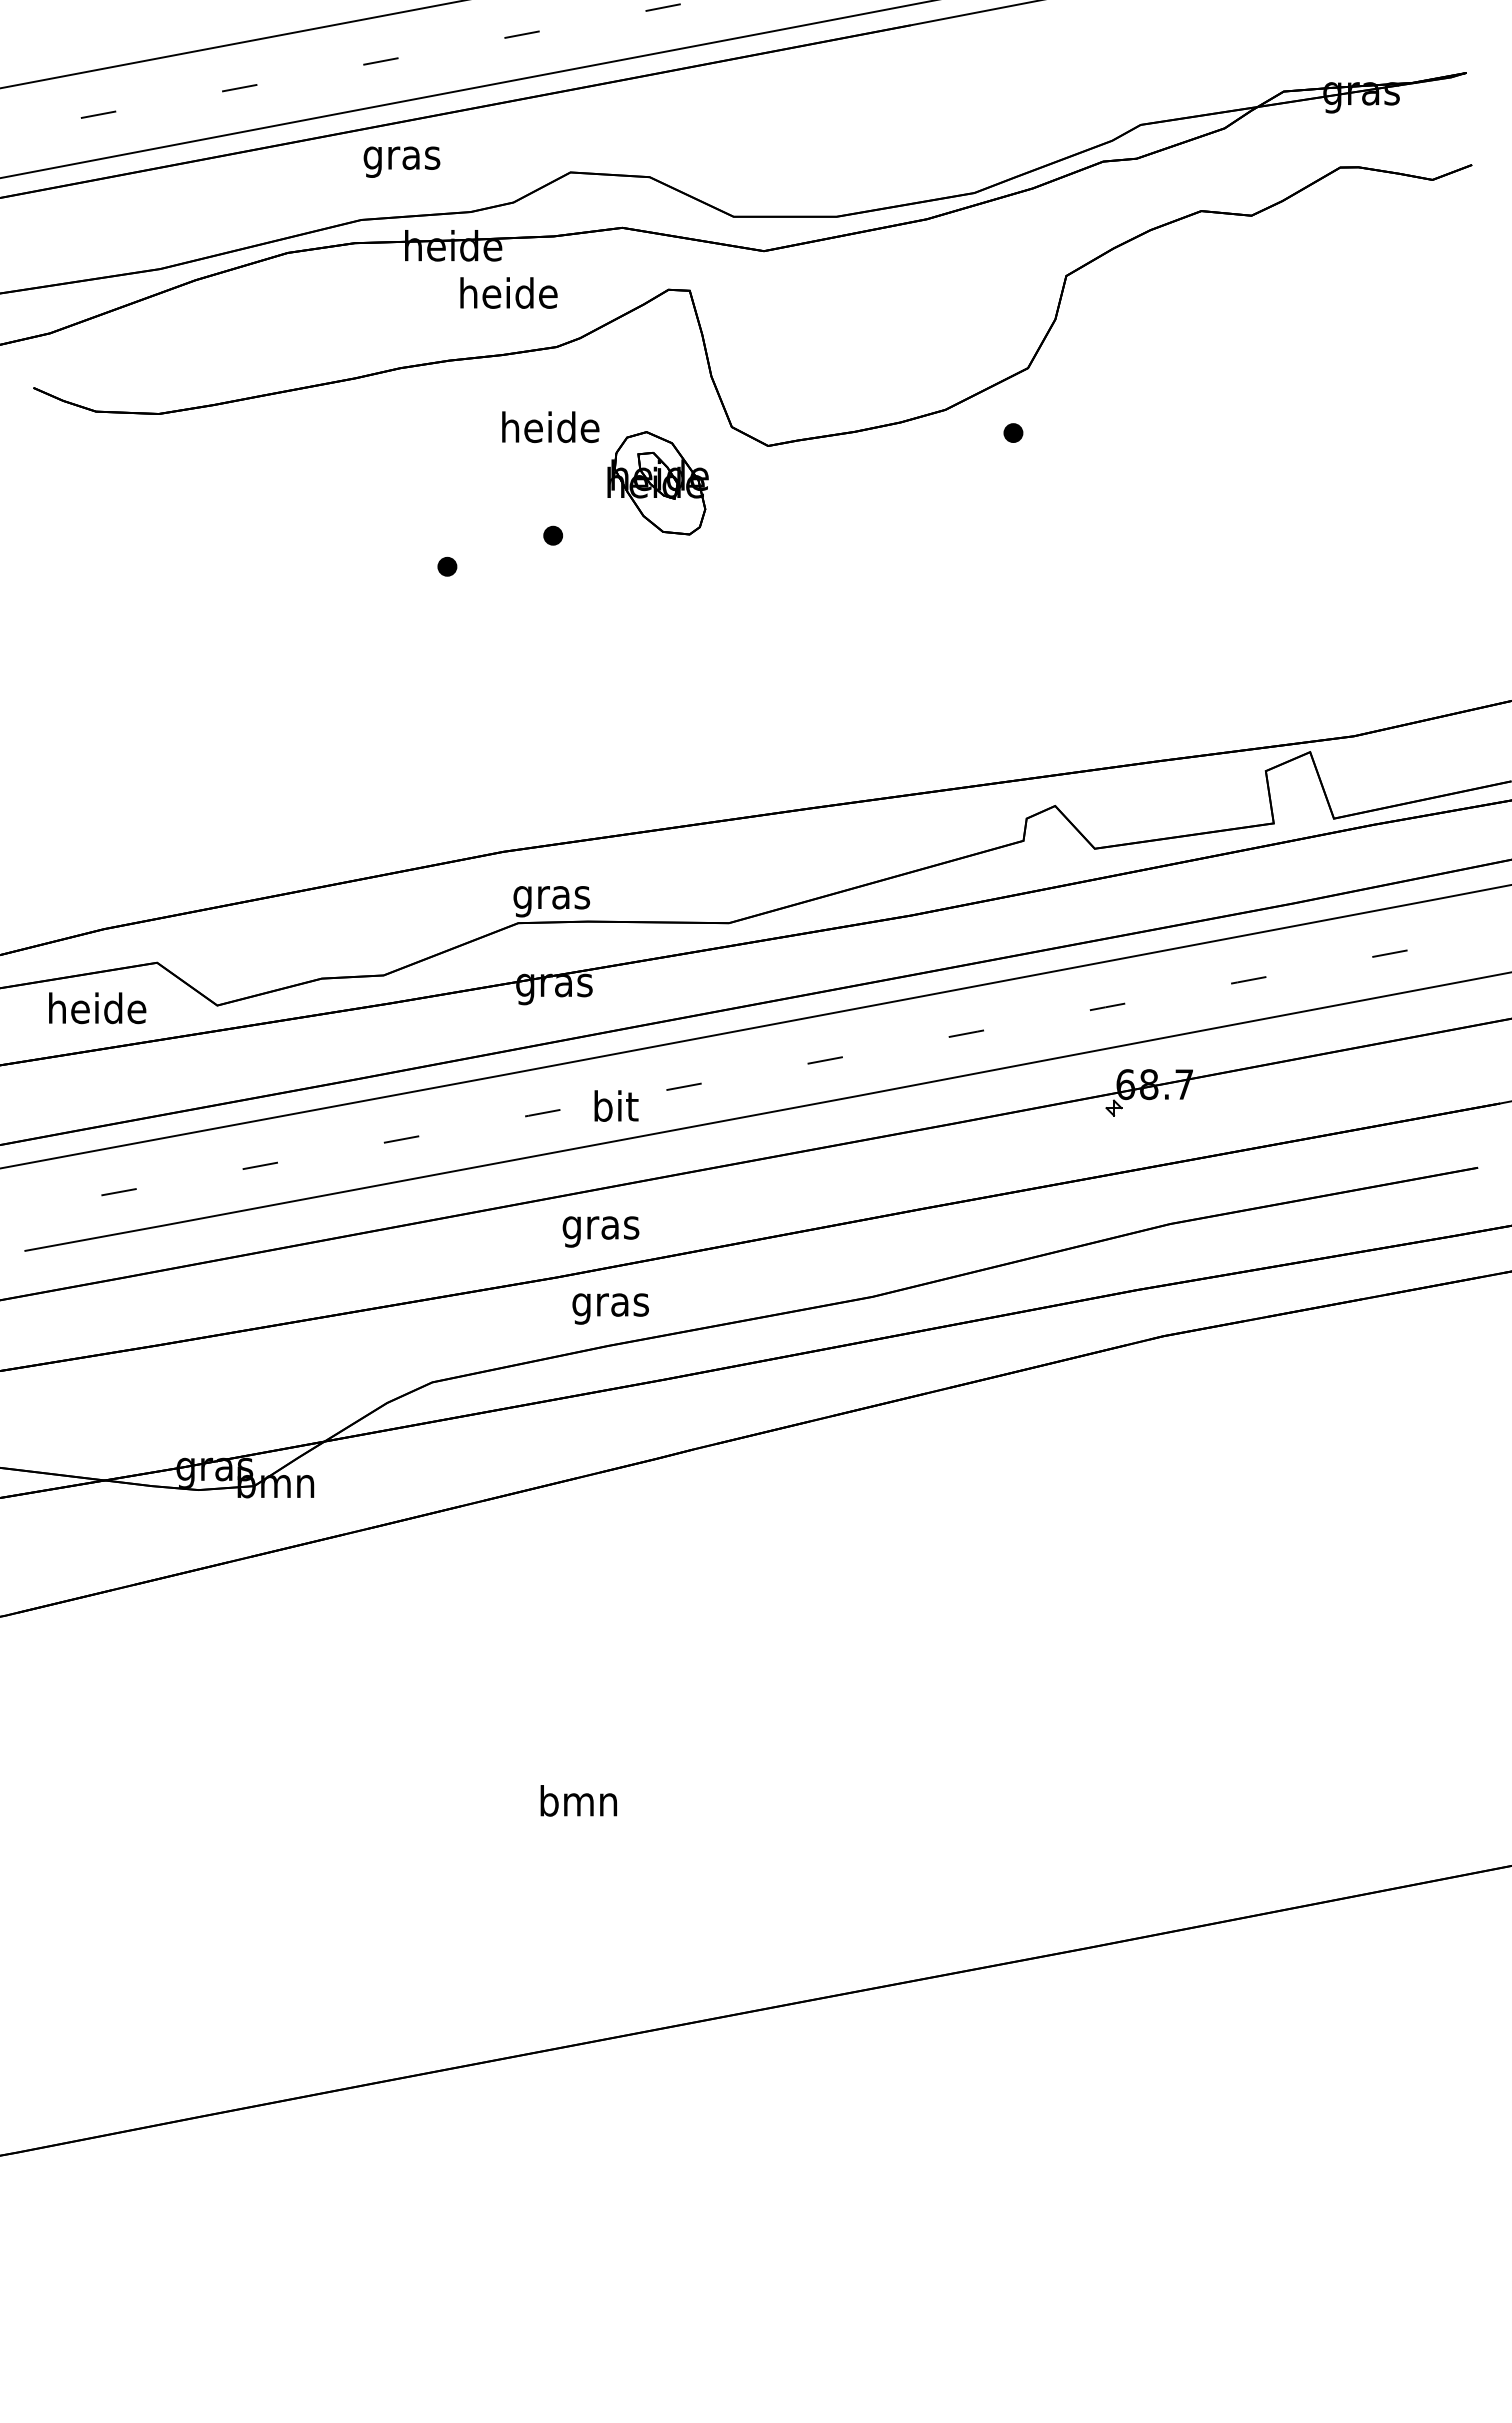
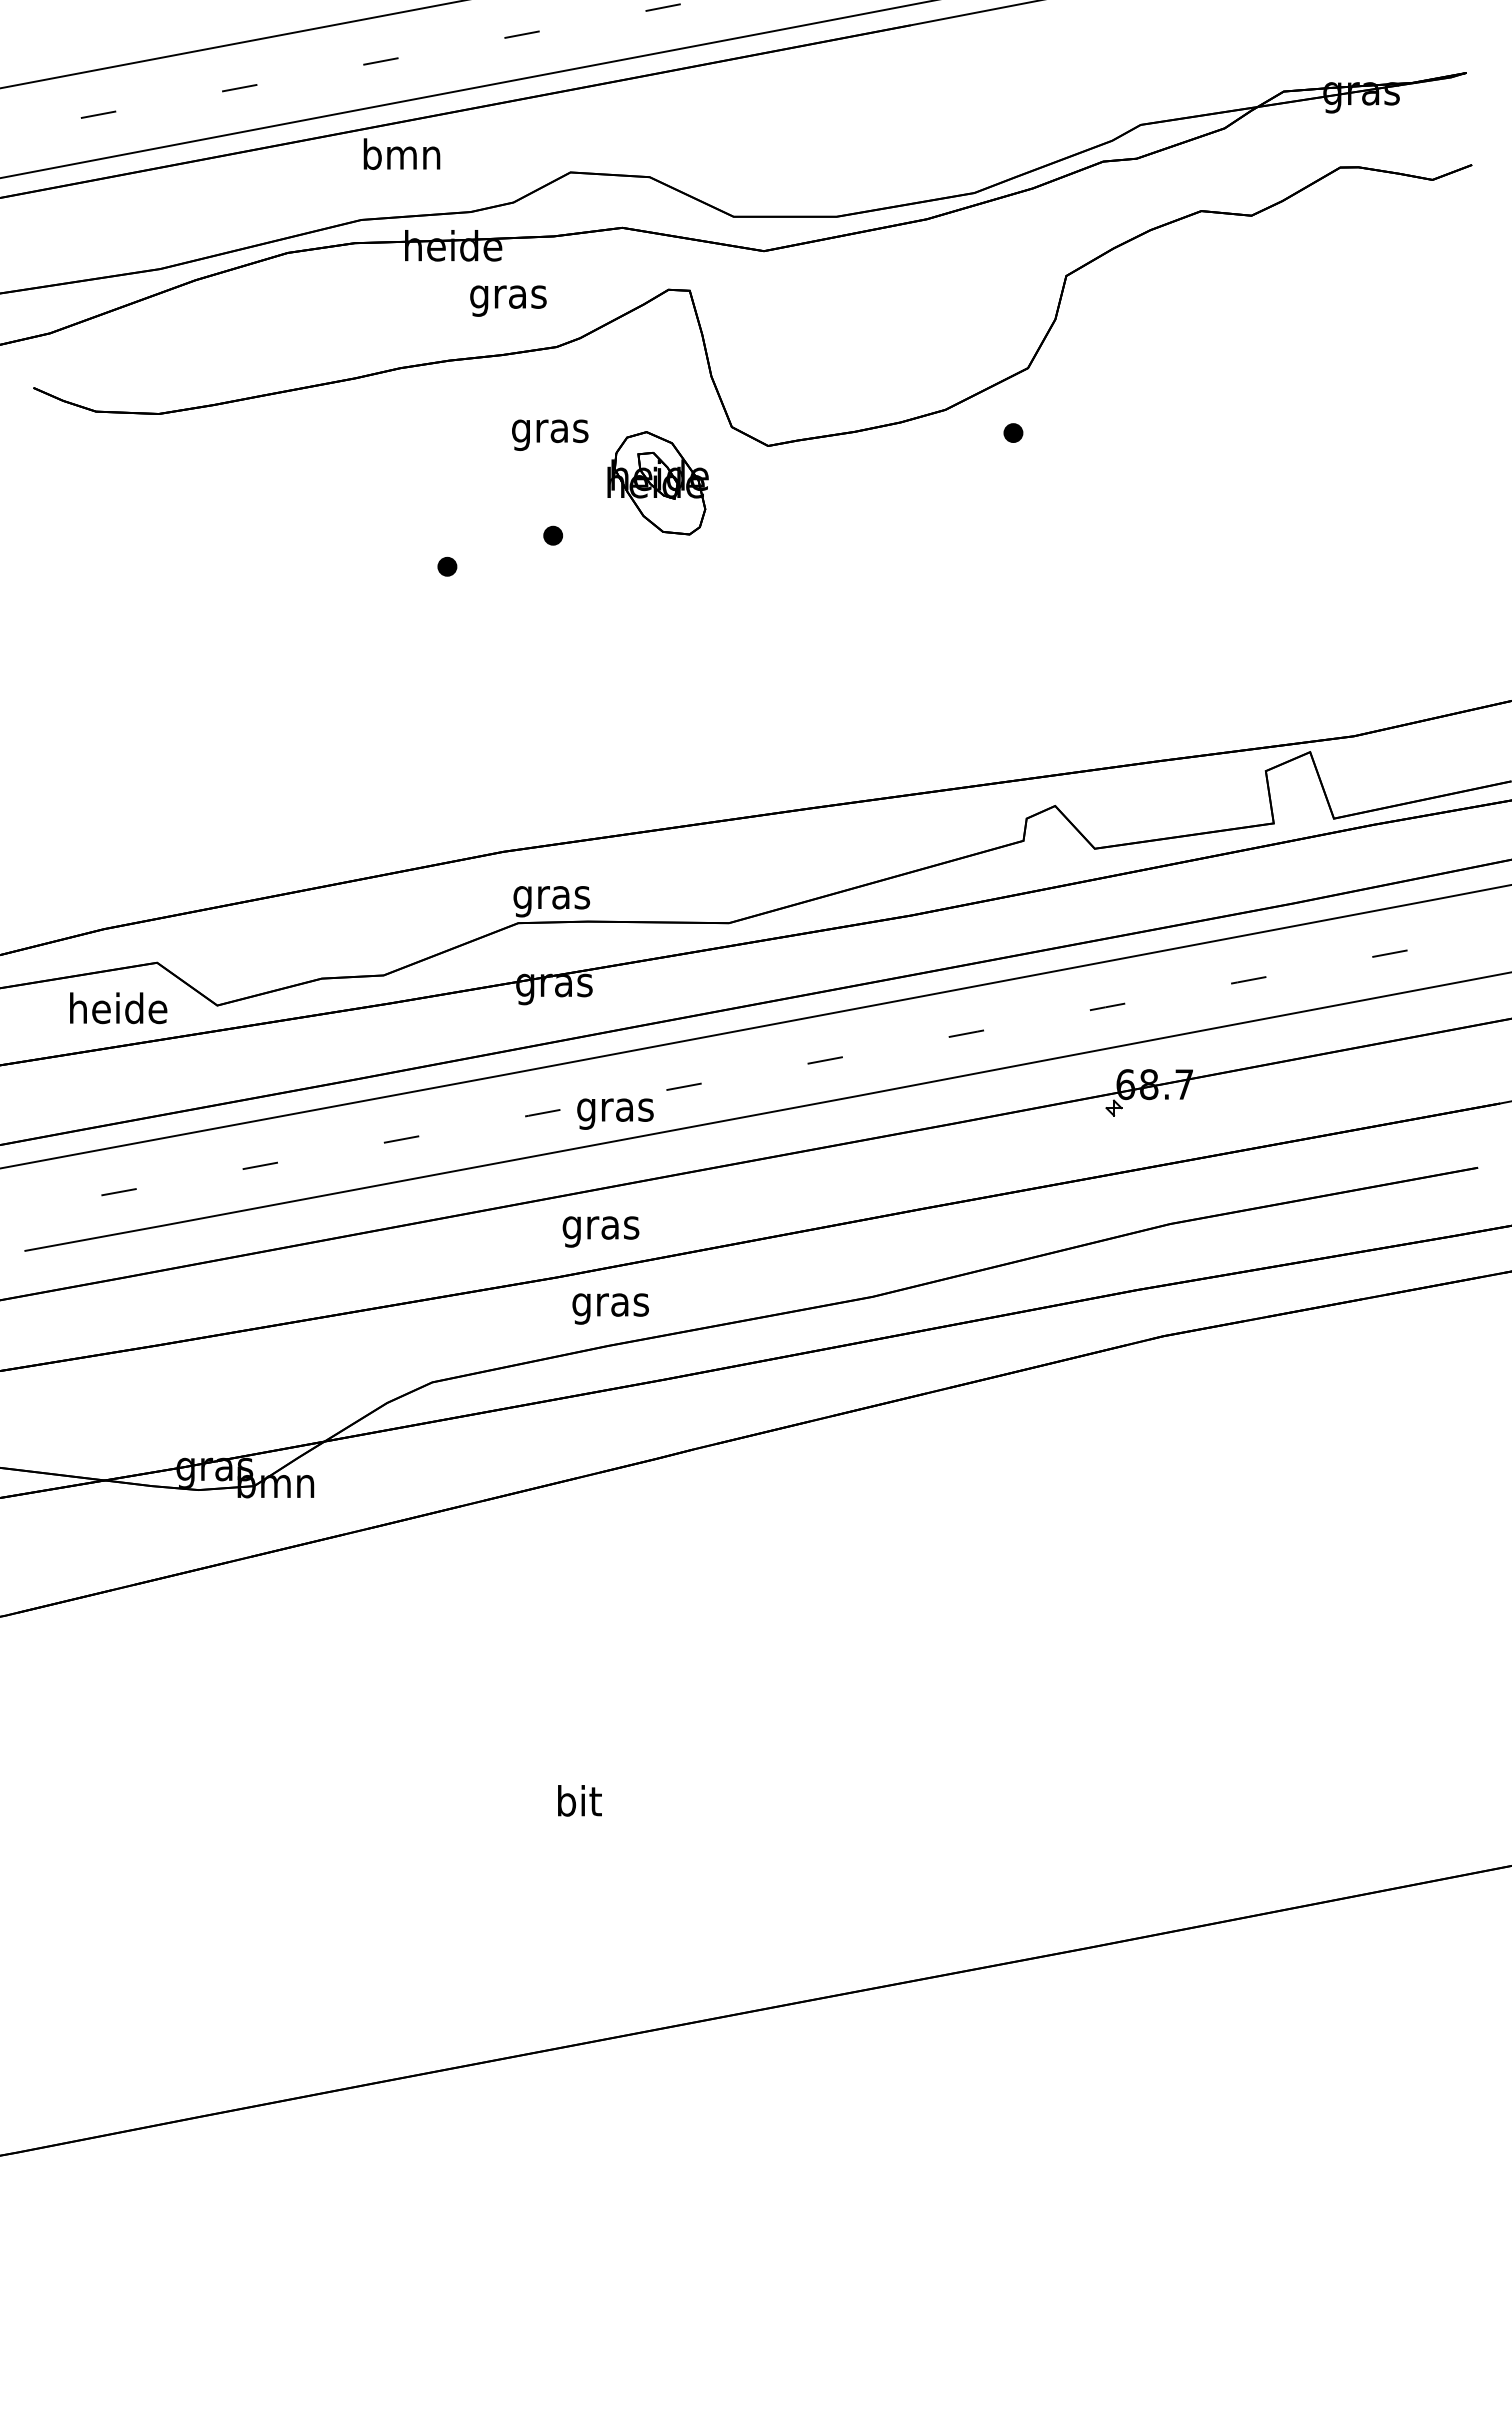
text: gras -> bmn (401, 157)
text: heide -> gras (508, 296)
text: heide -> gras (550, 430)
text position: (97, 1008) -> (118, 1008) (118, 1008)
text: bit -> gras (615, 1109)
text: bmn -> bit (578, 1800)
